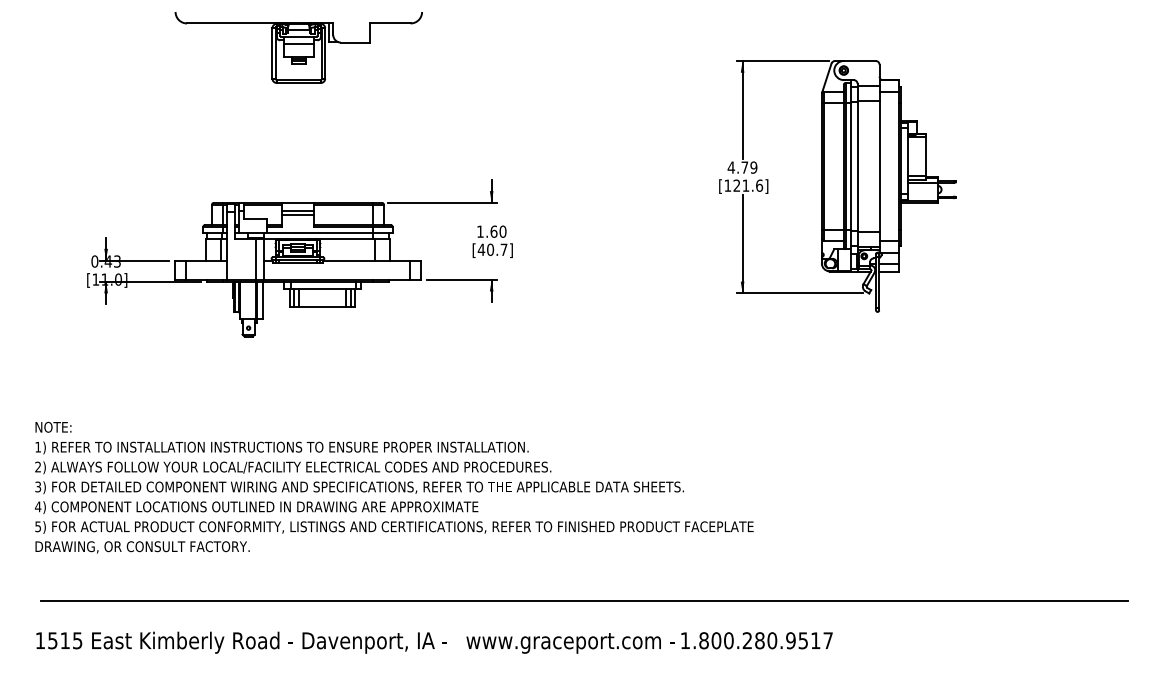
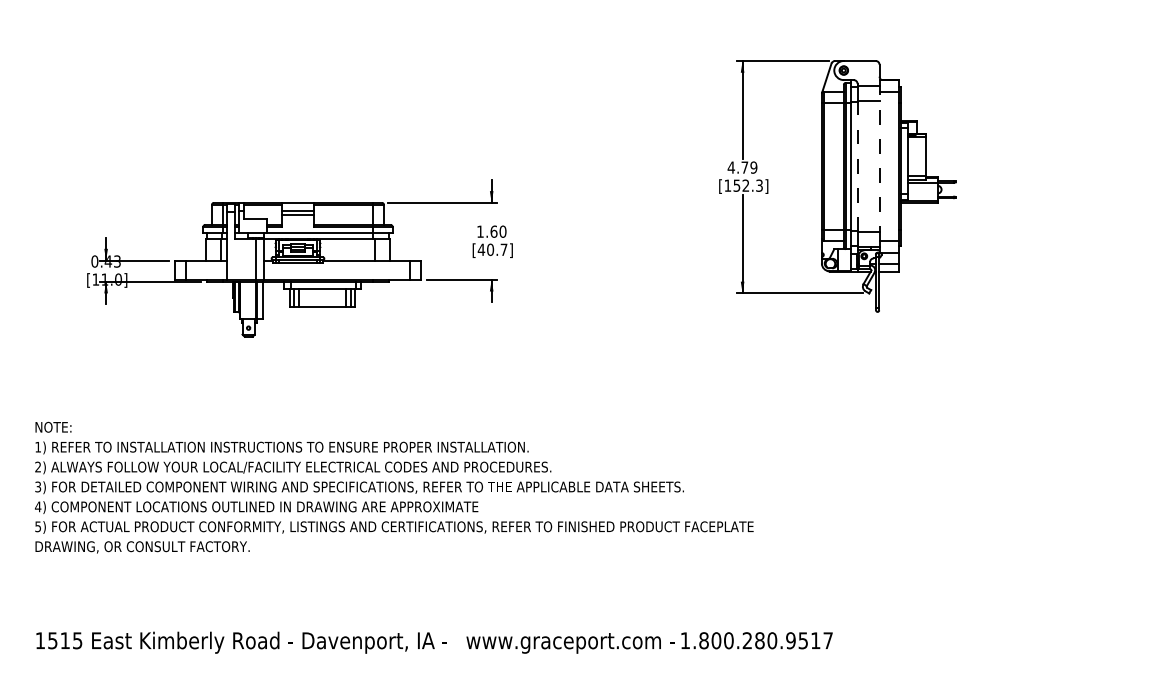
part: present -> none (298, 47)
line: solid -> dashed (857, 165)
line: solid -> dashed (879, 166)
text: [121.6] -> [152.3] (748, 185)
line: present -> none (584, 601)
